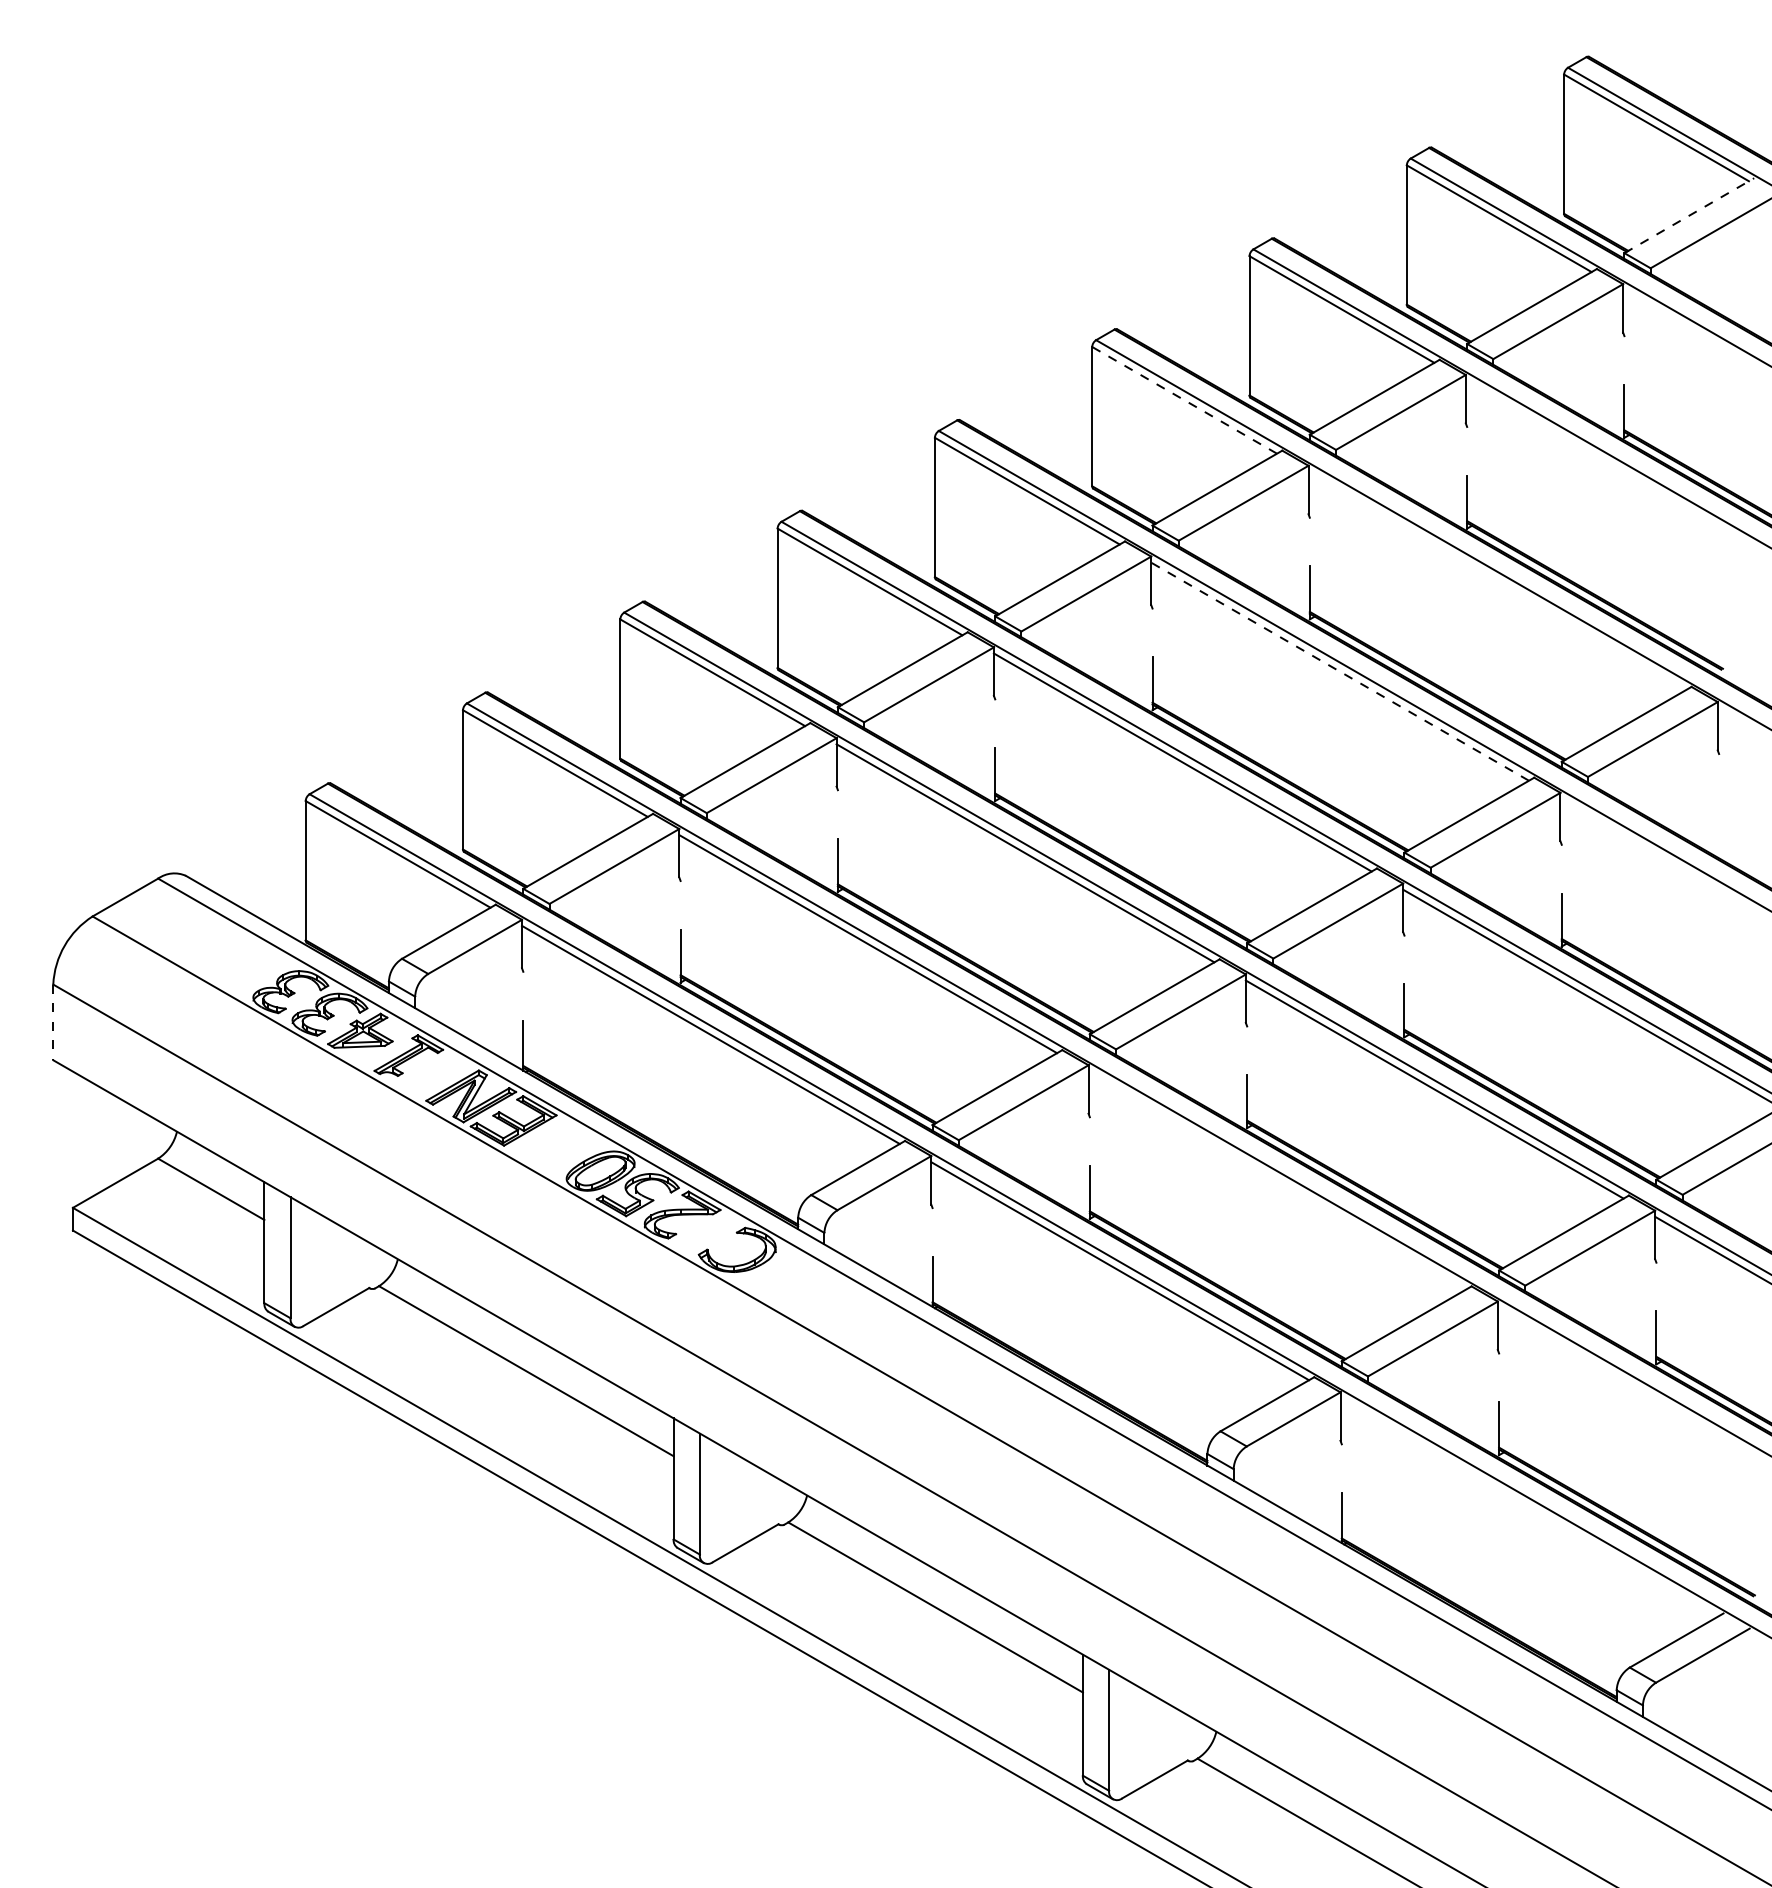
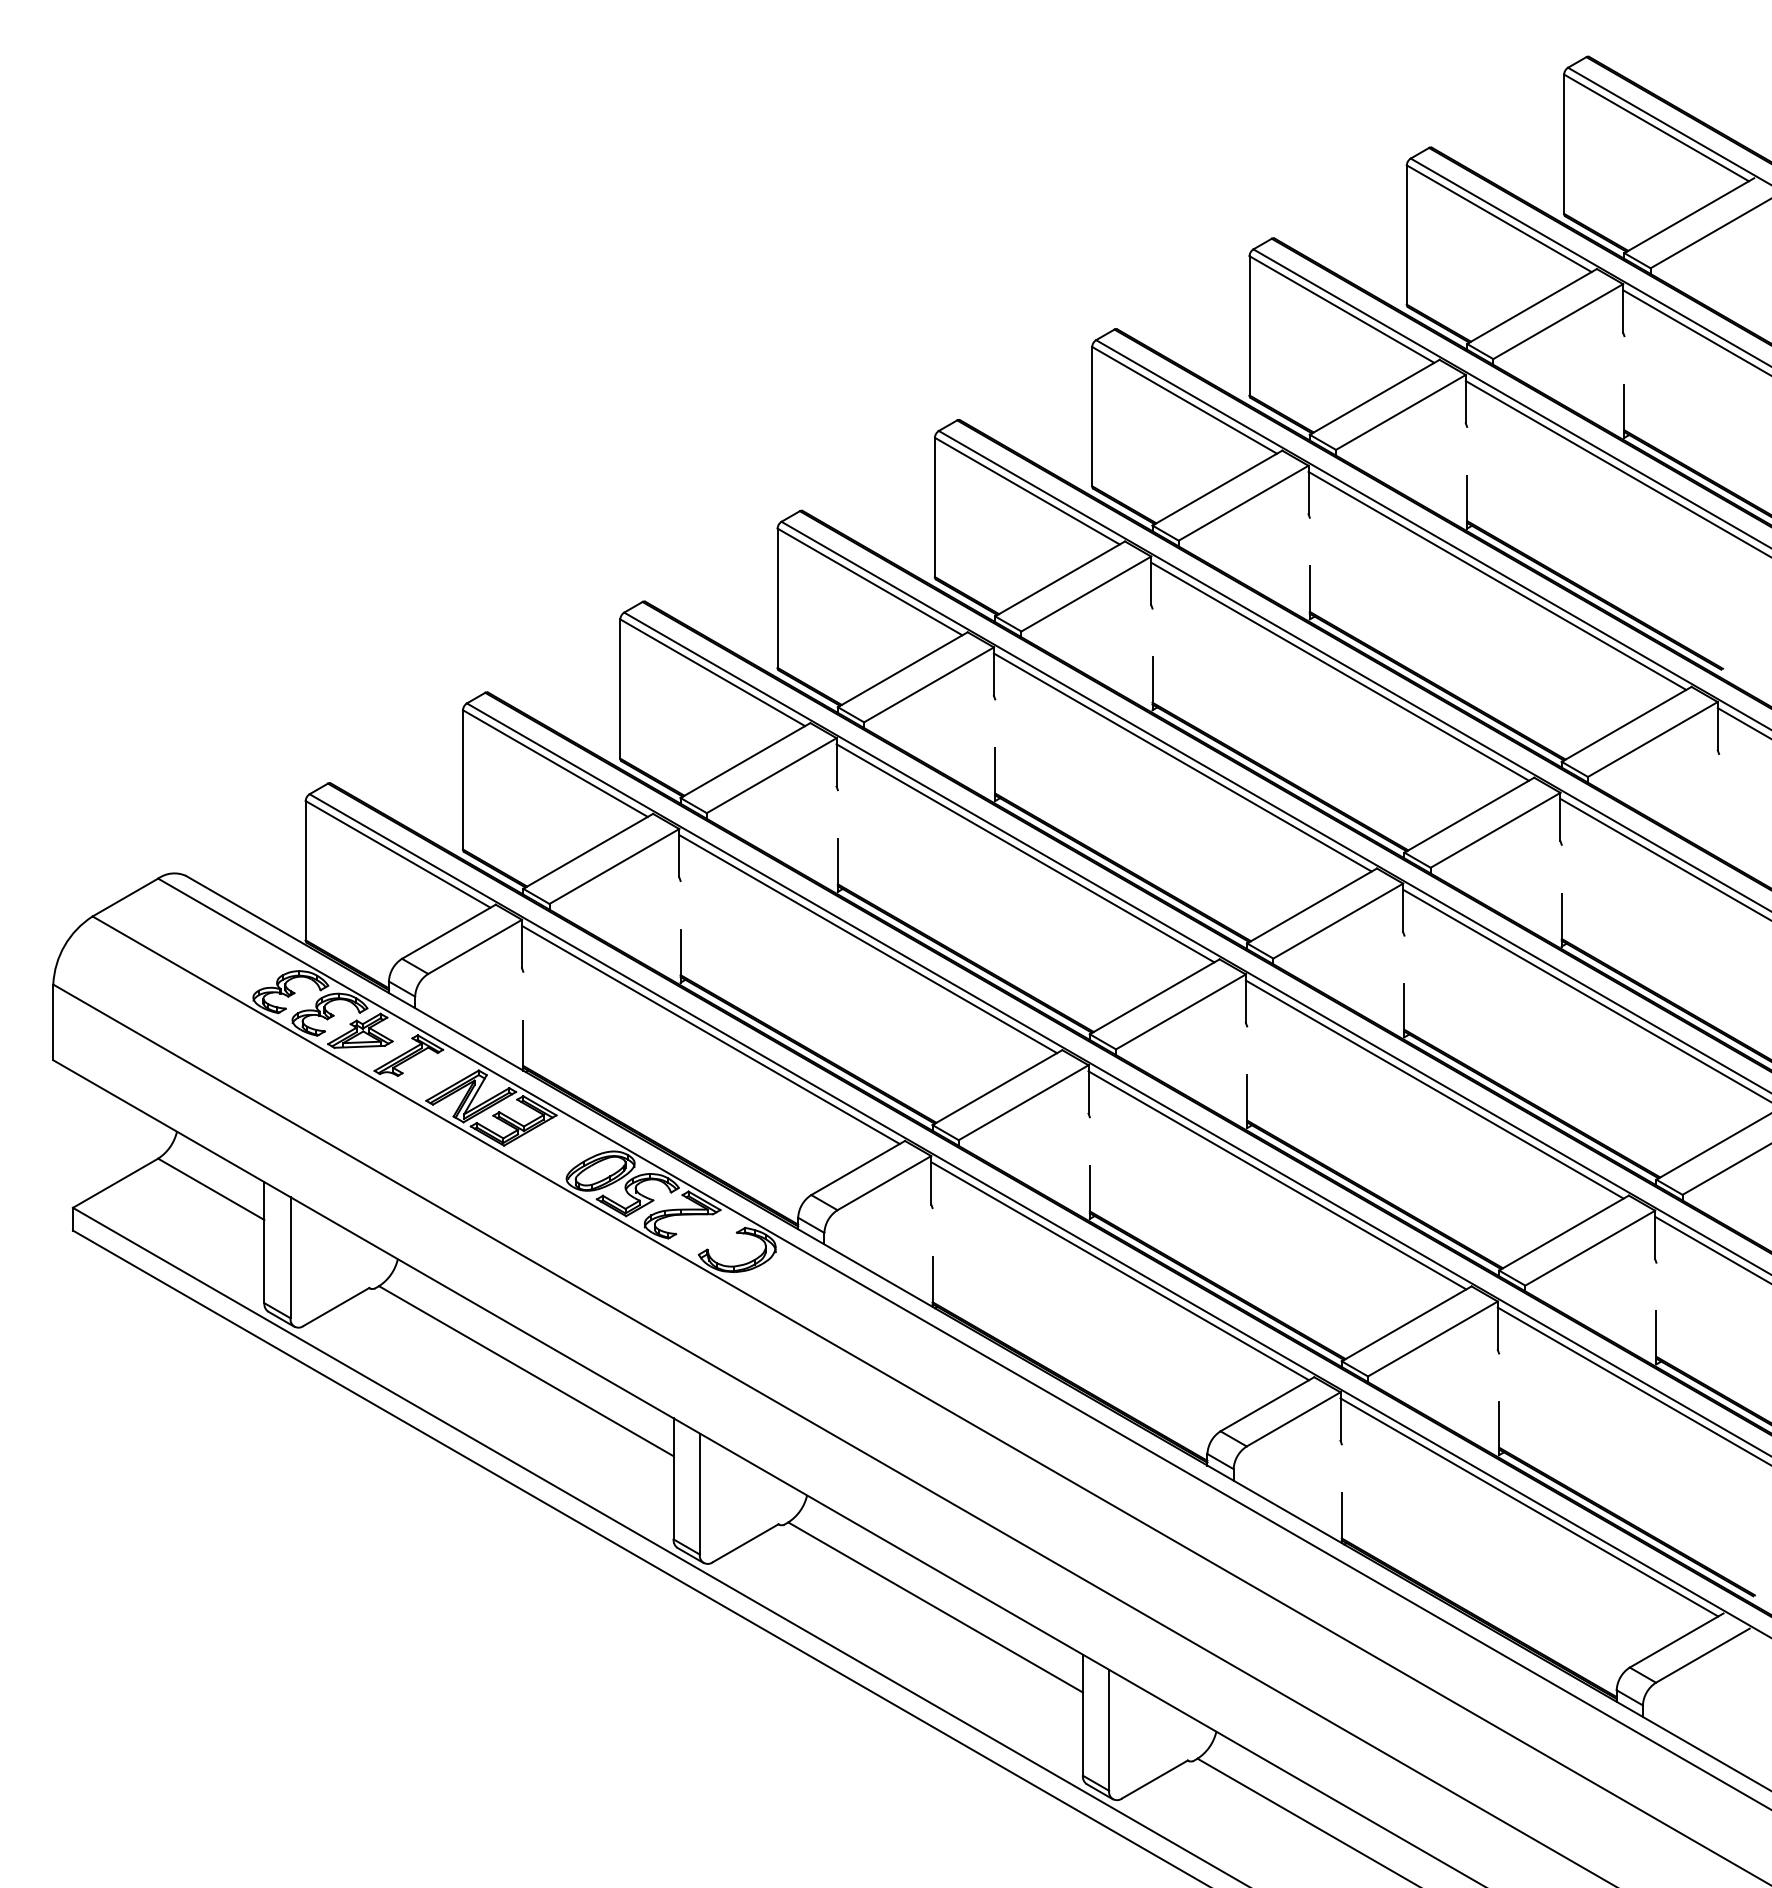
line: dashed -> solid (1689, 215)
line: none -> present (1695, 332)
line: dashed -> solid (1184, 400)
line: none -> present (1616, 468)
line: none -> present (1497, 580)
line: dashed -> solid (1339, 671)
line: none -> present (1742, 722)
line: none -> present (1664, 858)
line: dashed -> solid (53, 1022)
line: none -> present (1277, 1180)
line: none -> present (1632, 1385)
line: none -> present (1529, 1507)
